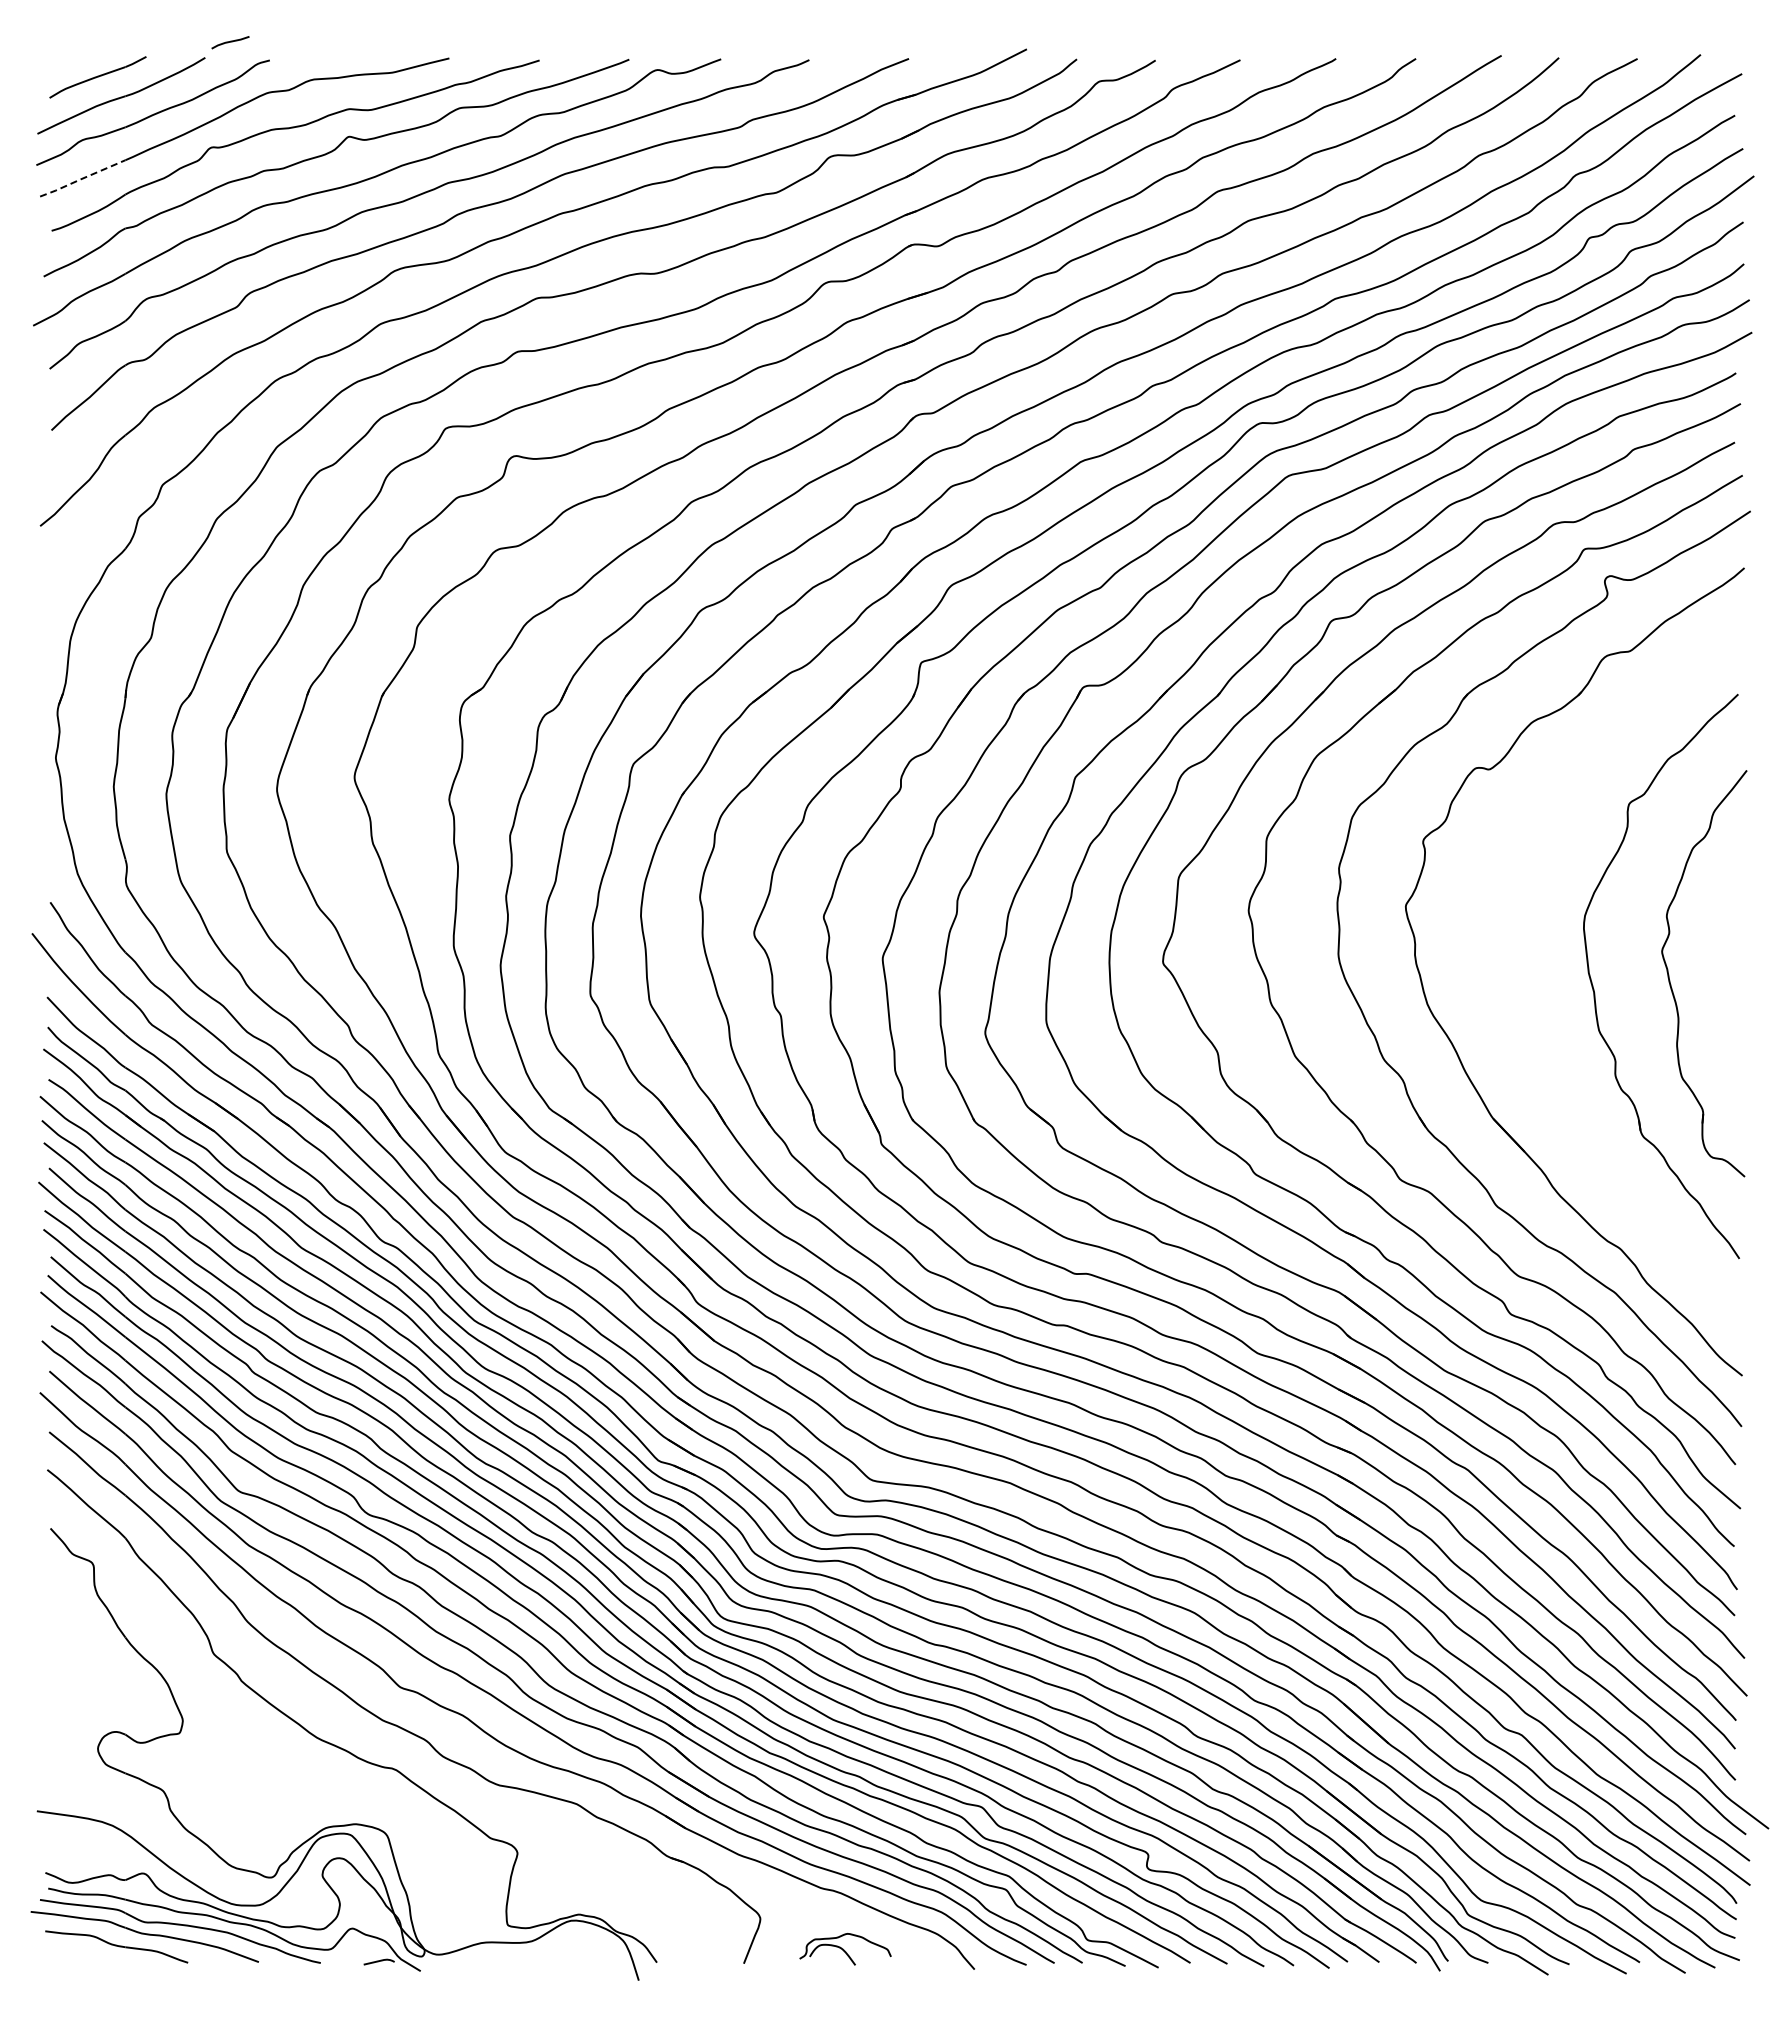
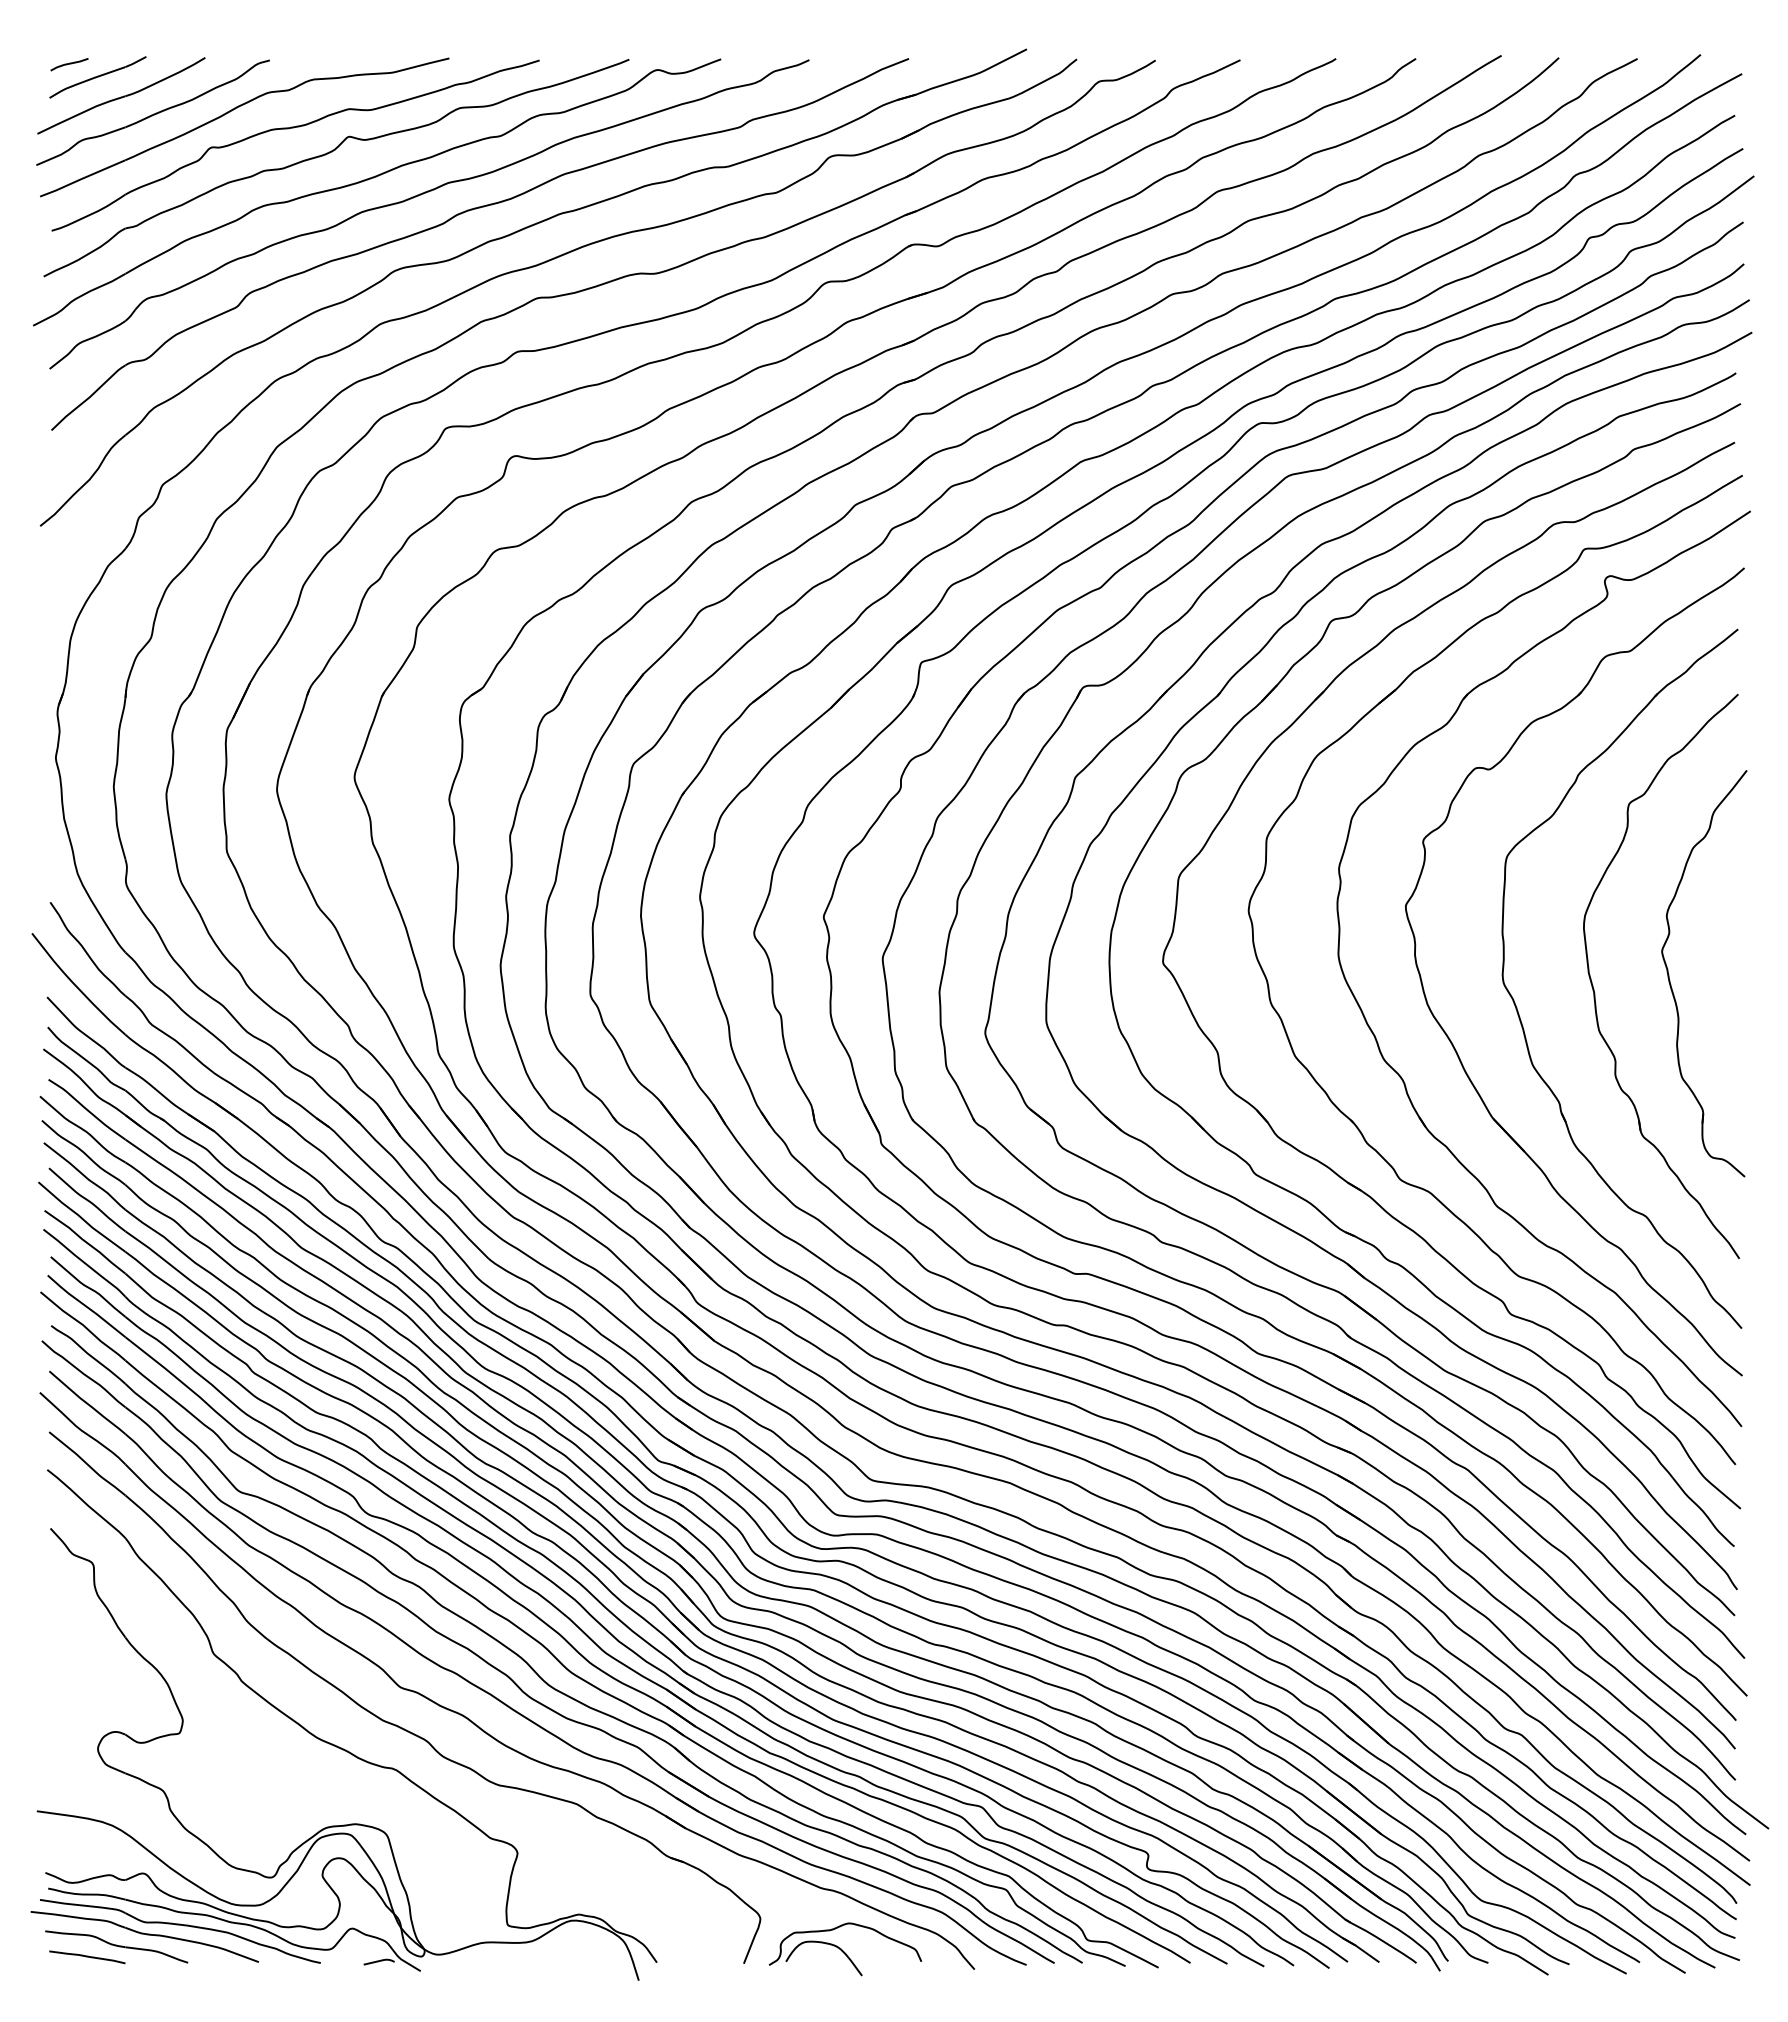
line position: (230, 42) -> (69, 64) (69, 64)
line: dashed -> solid (81, 179)
part: none -> present (1519, 1013)
part size: 93x33 px -> 155x55 px (845, 1949)
curve: none -> present (87, 1957)
